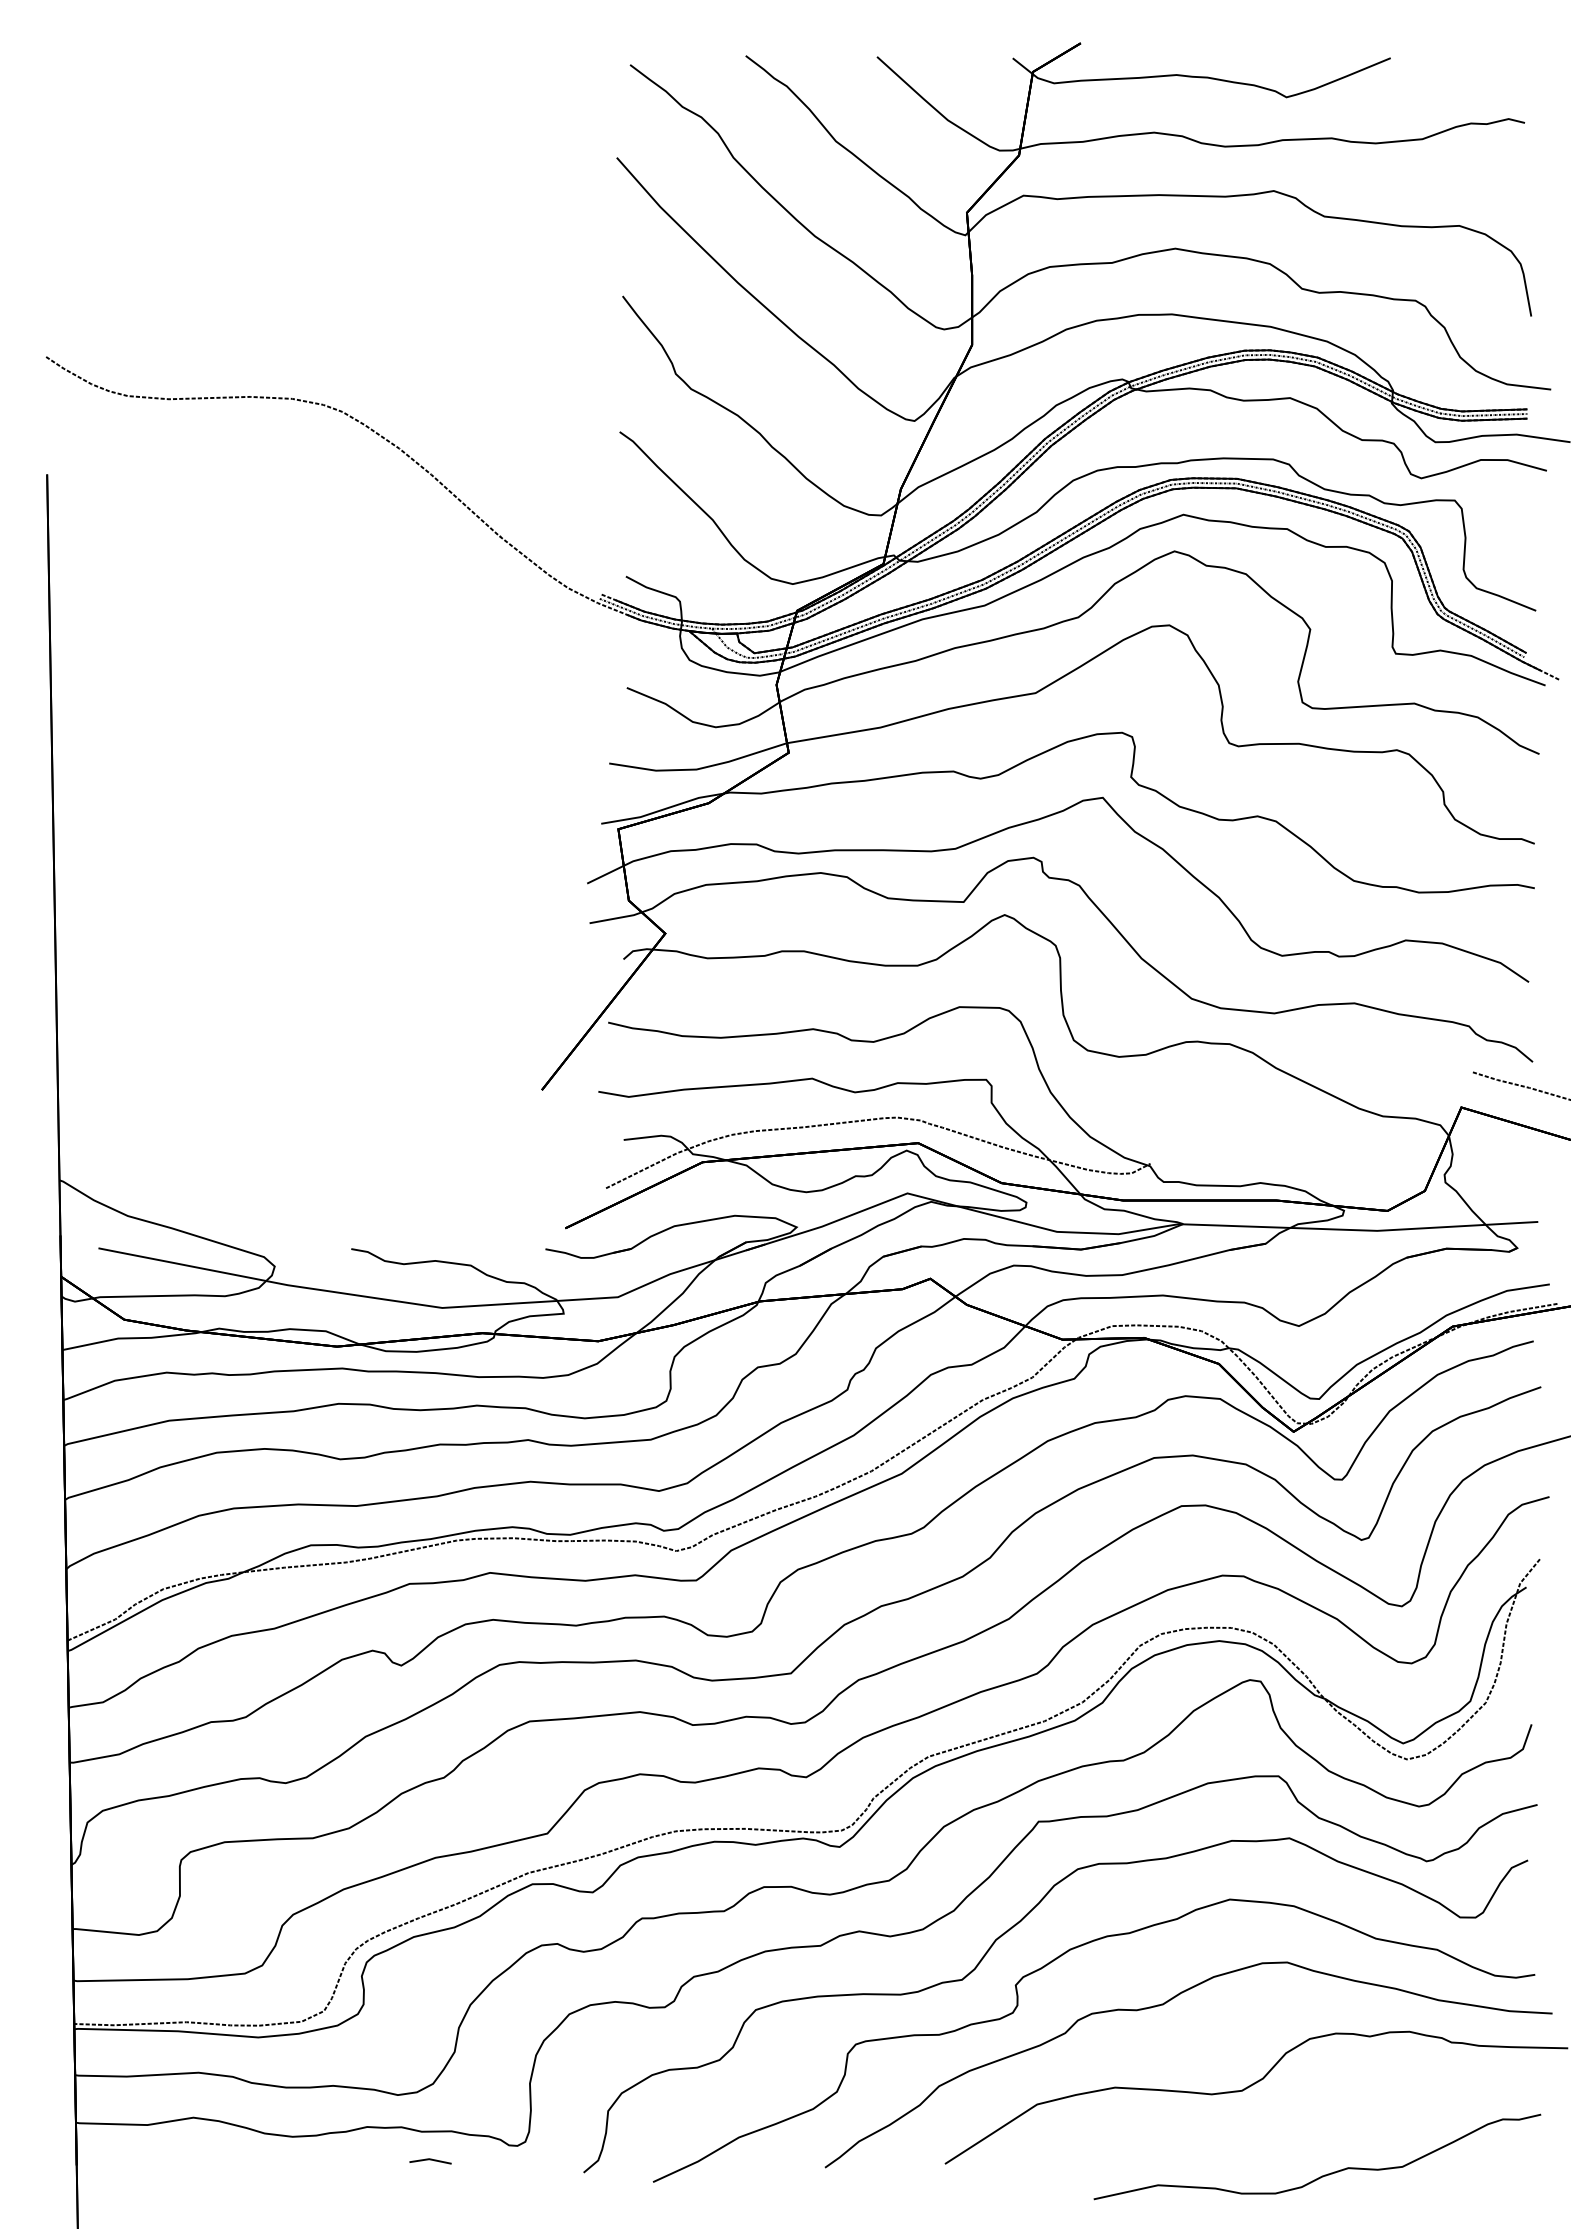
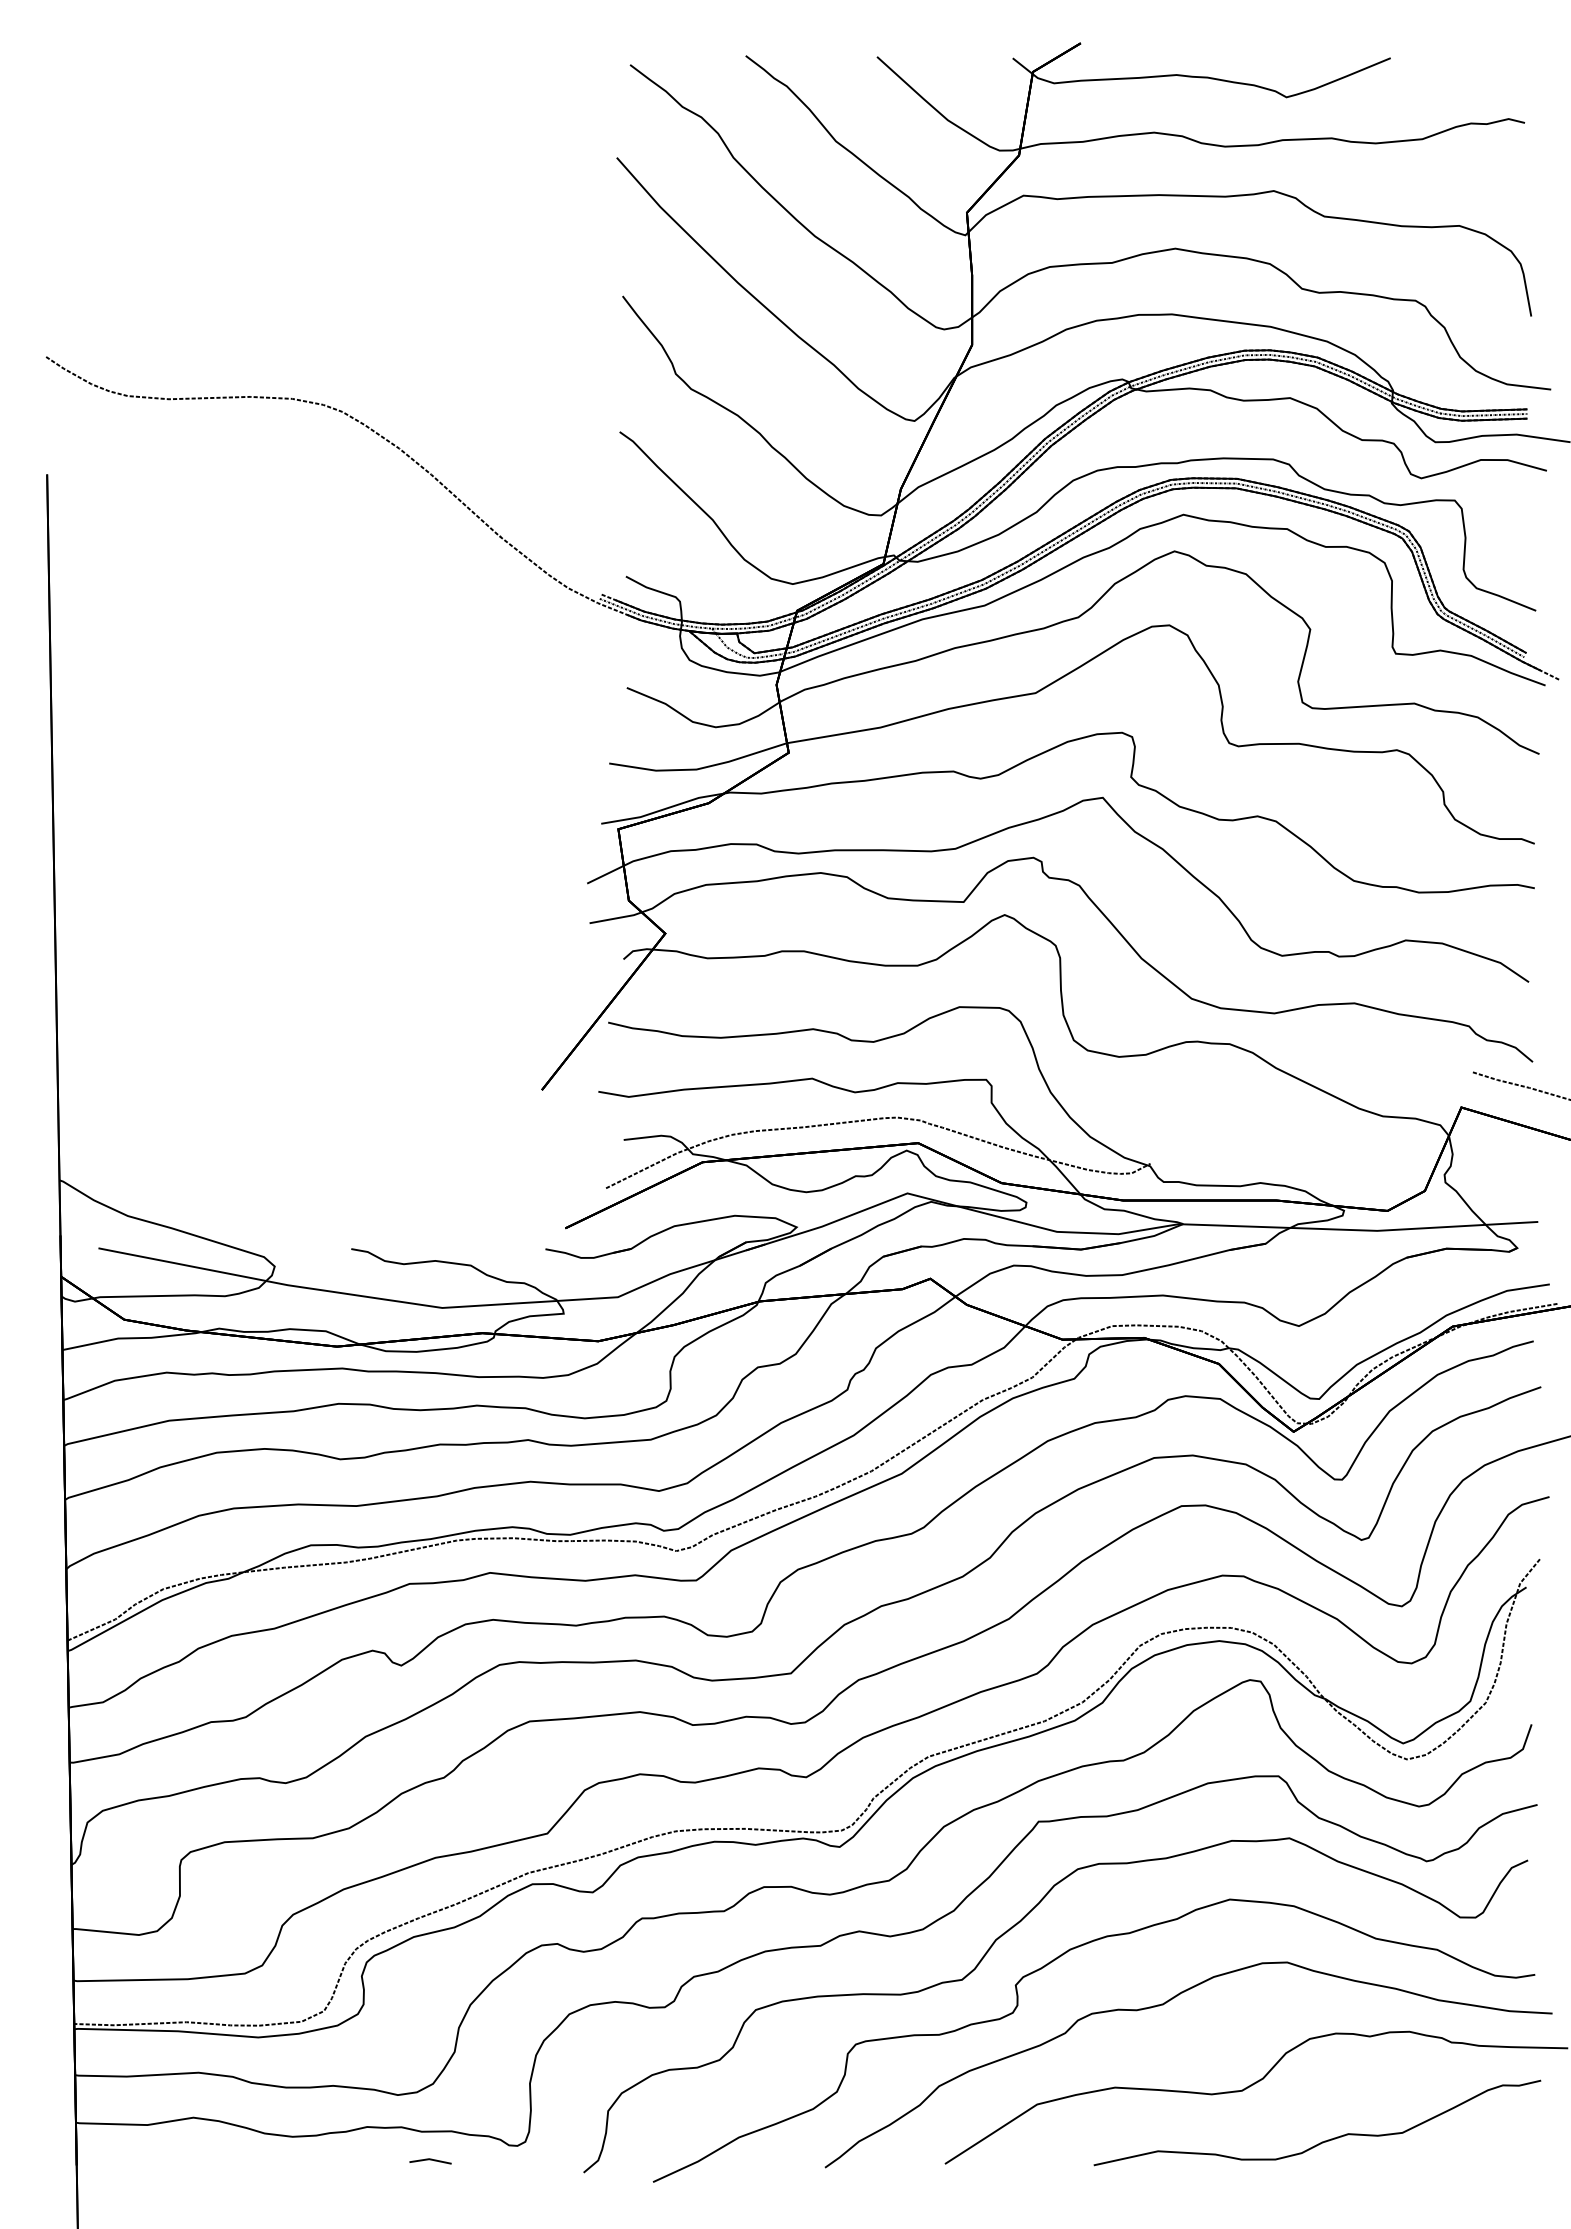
part position: (1324, 2174) -> (1324, 2140) (1324, 2140)
